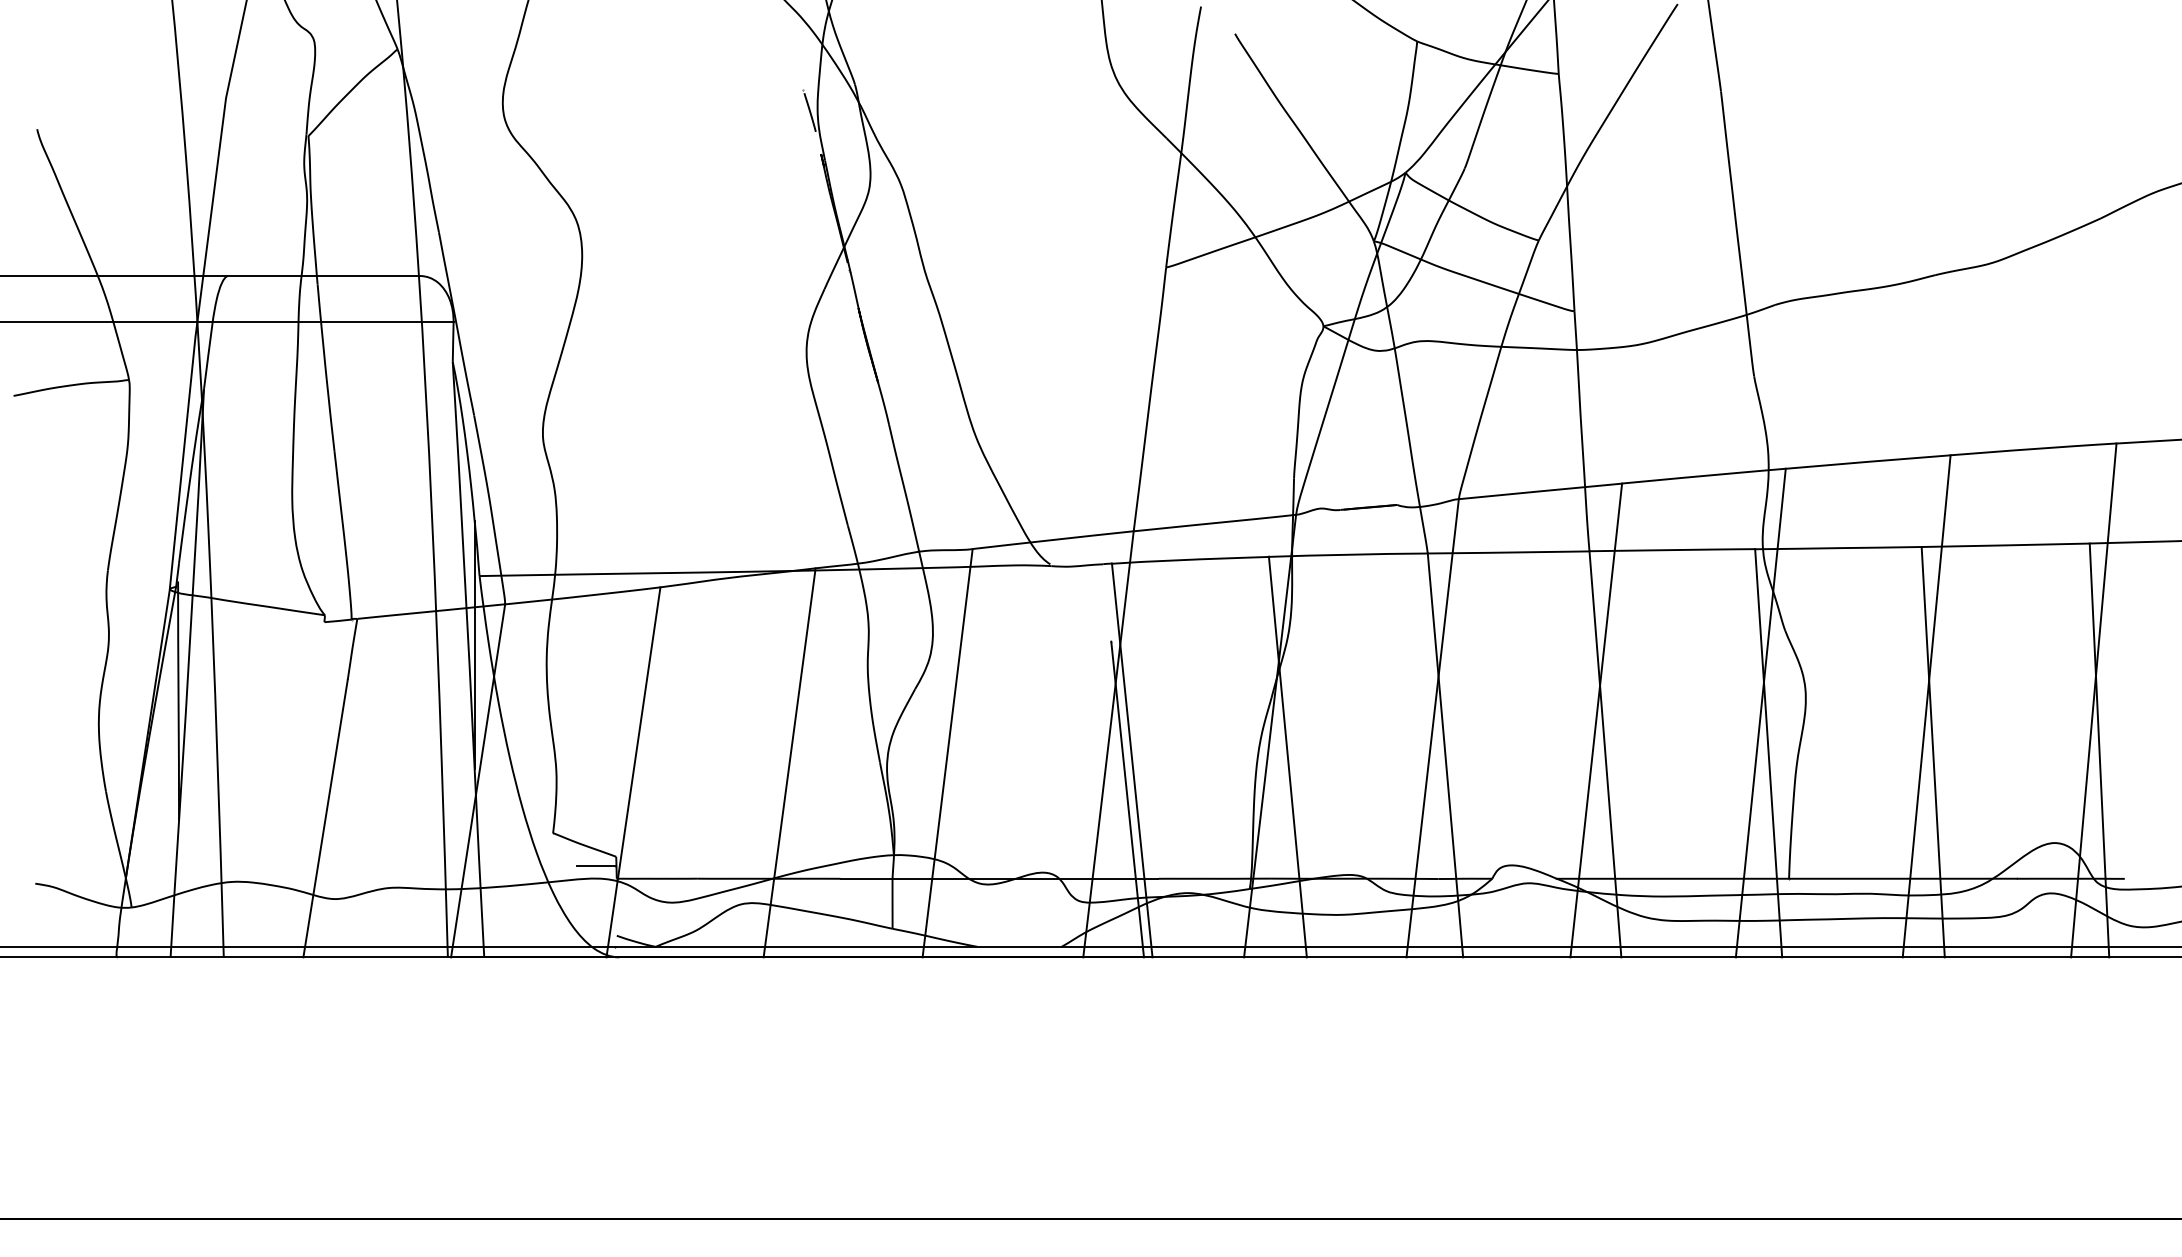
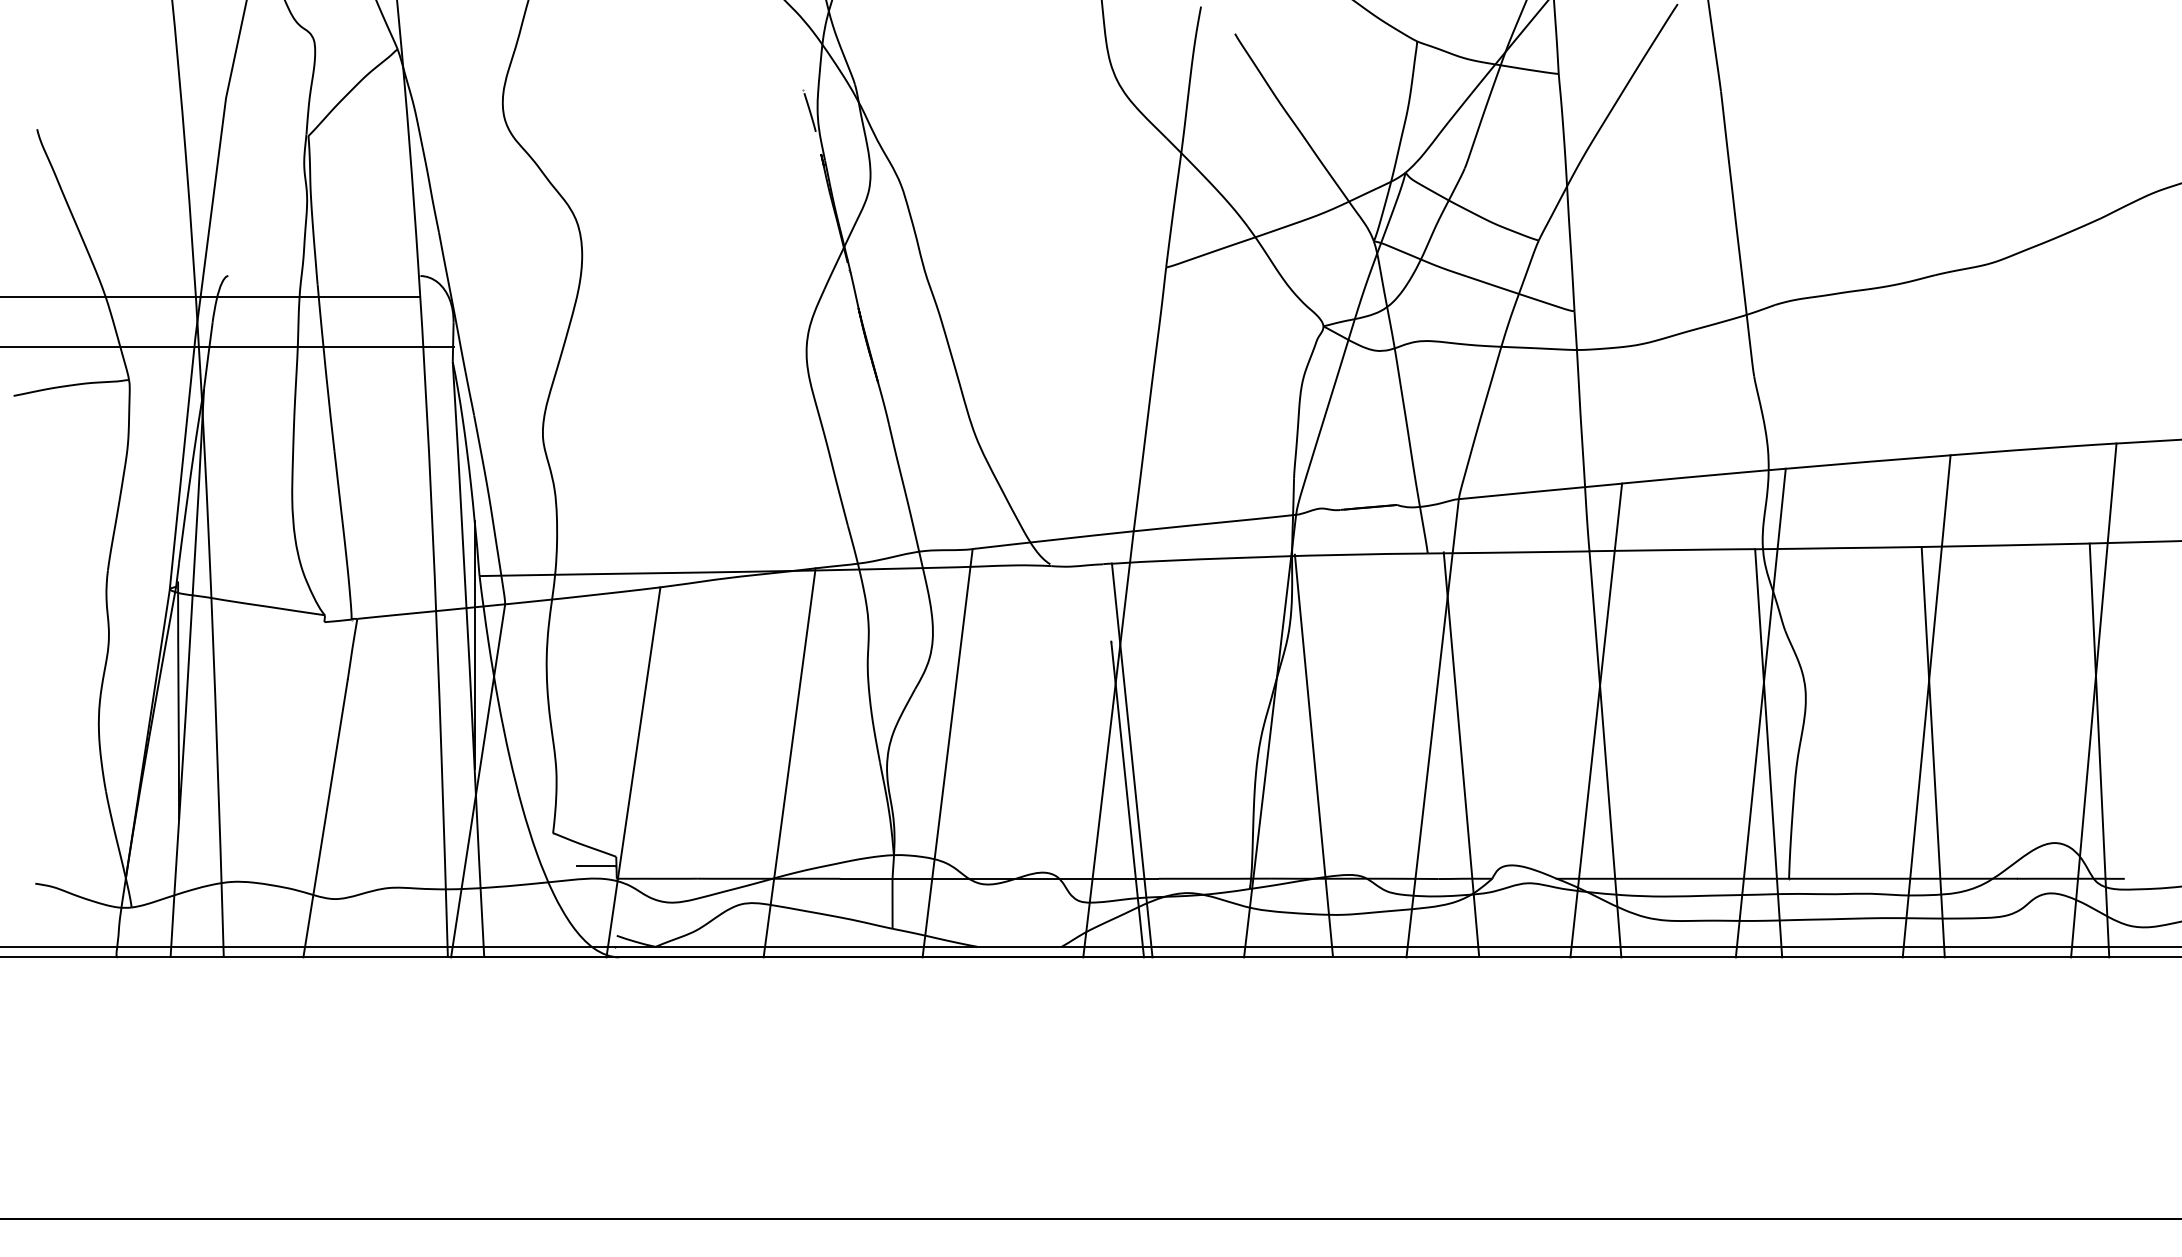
line position: (211, 276) -> (211, 297) (211, 297)
line position: (227, 322) -> (227, 347) (227, 347)
line position: (1445, 755) -> (1461, 754) (1461, 754)
line position: (1287, 756) -> (1313, 754) (1313, 754)
